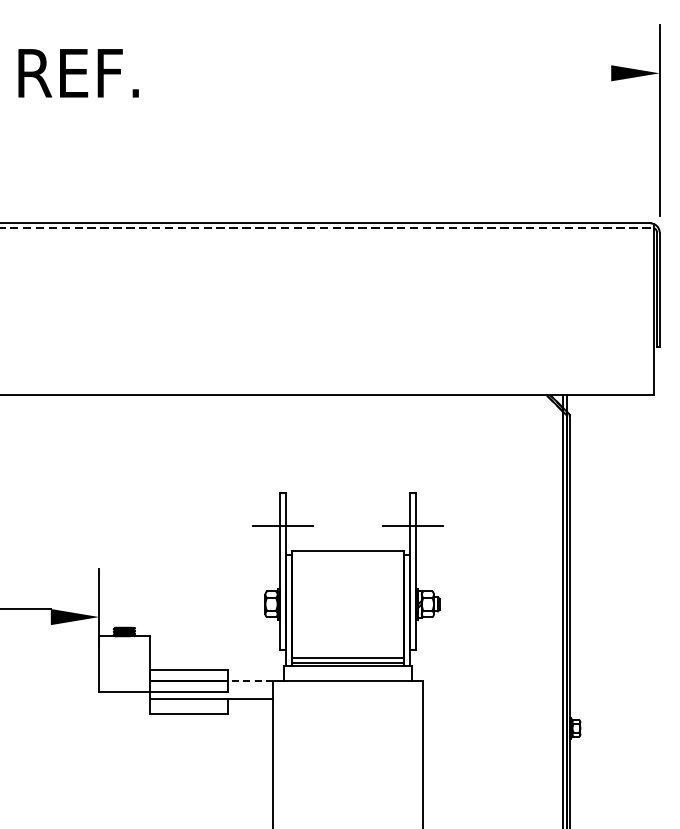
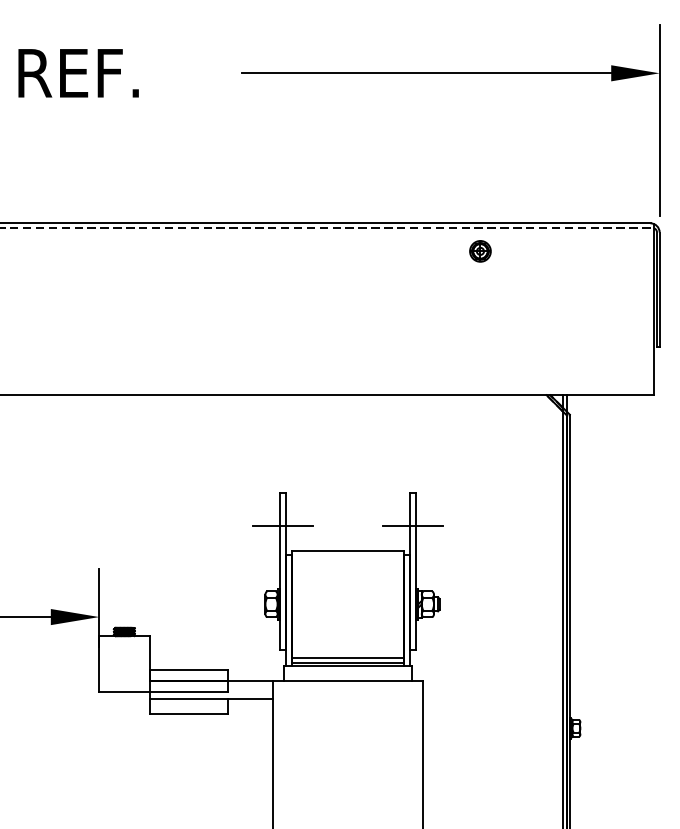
line: none -> present (426, 73)
part: none -> present (480, 251)
line position: (26, 609) -> (26, 617) (26, 617)
line: dashed -> solid (250, 680)
